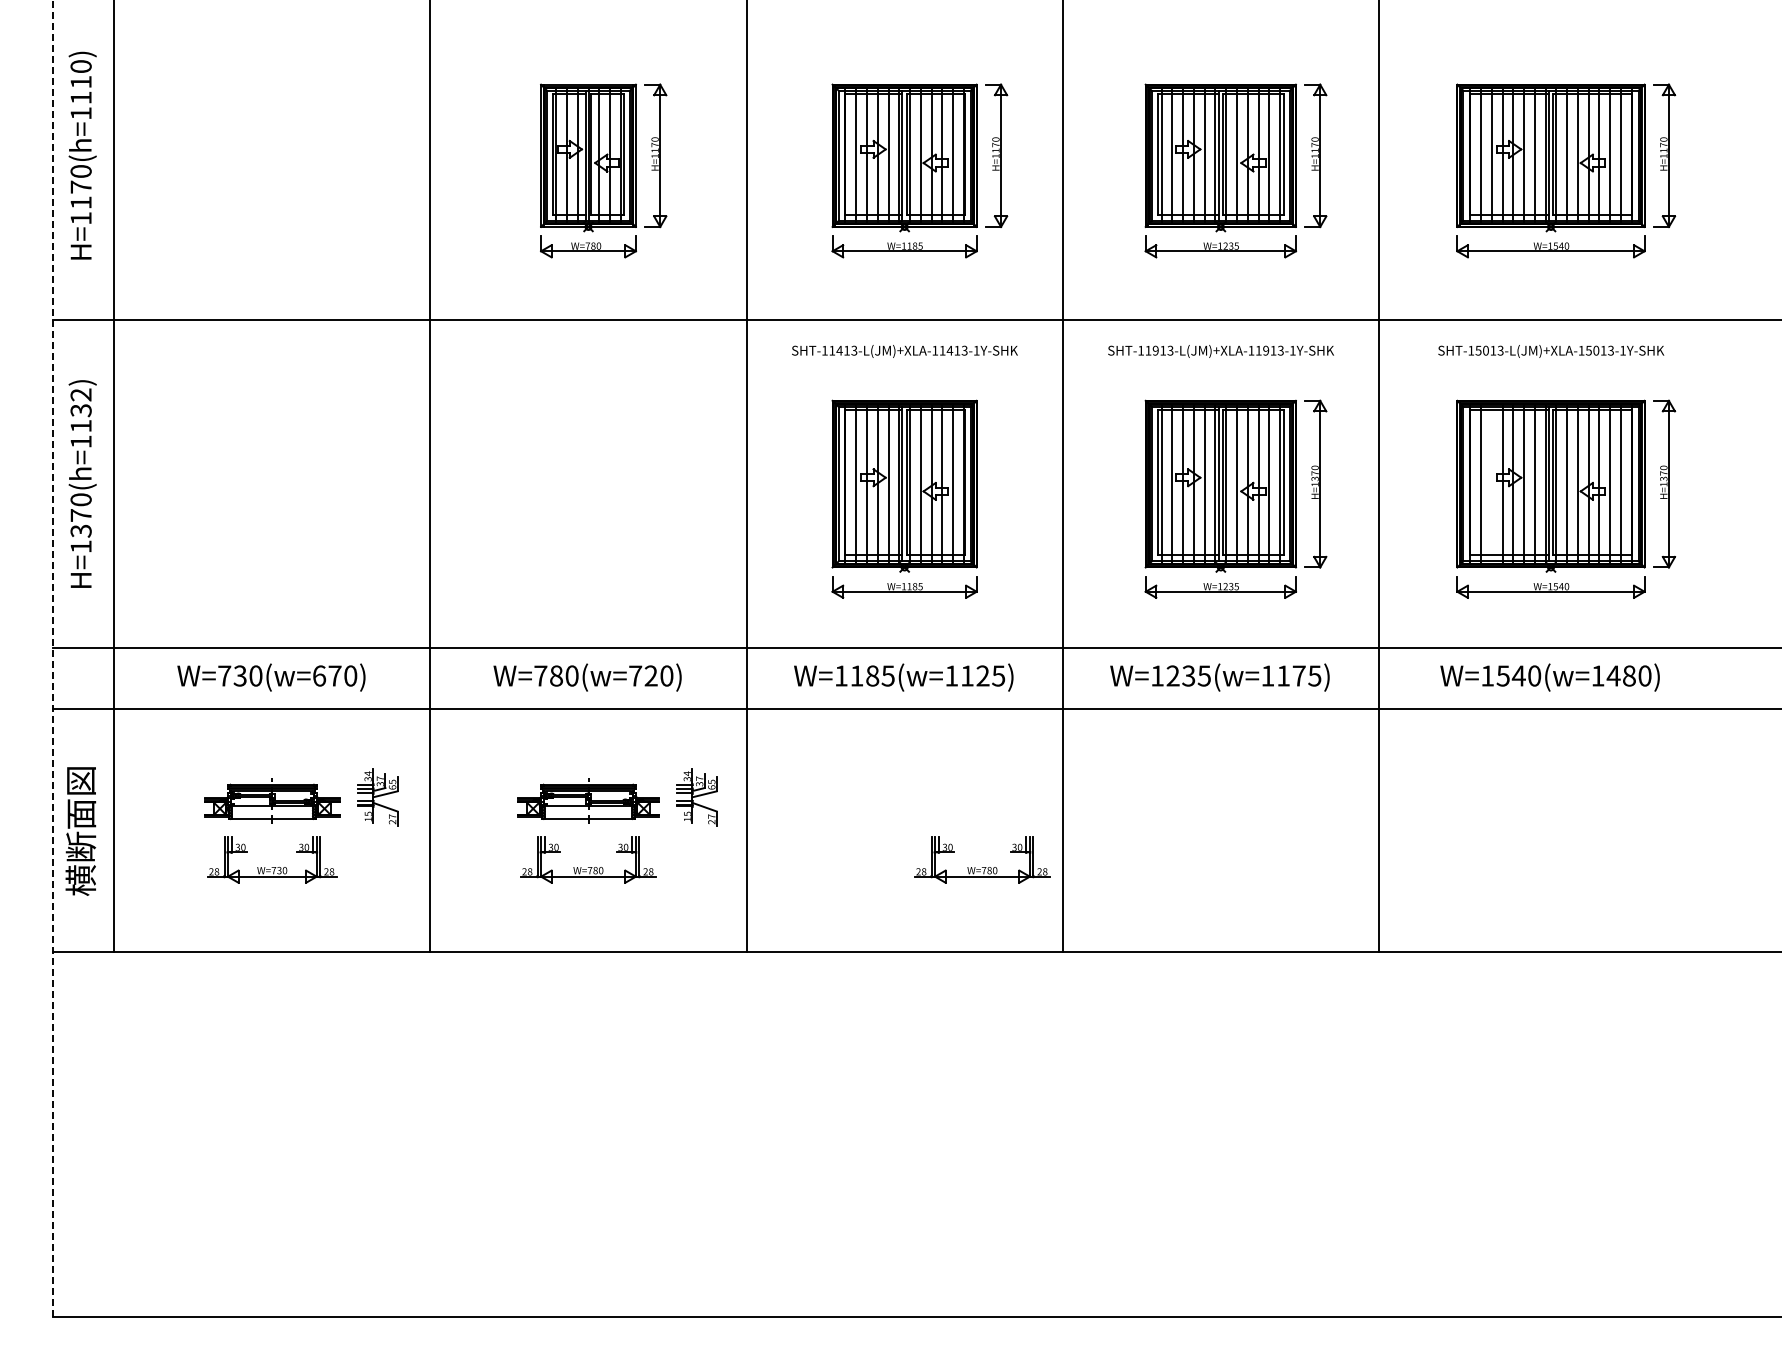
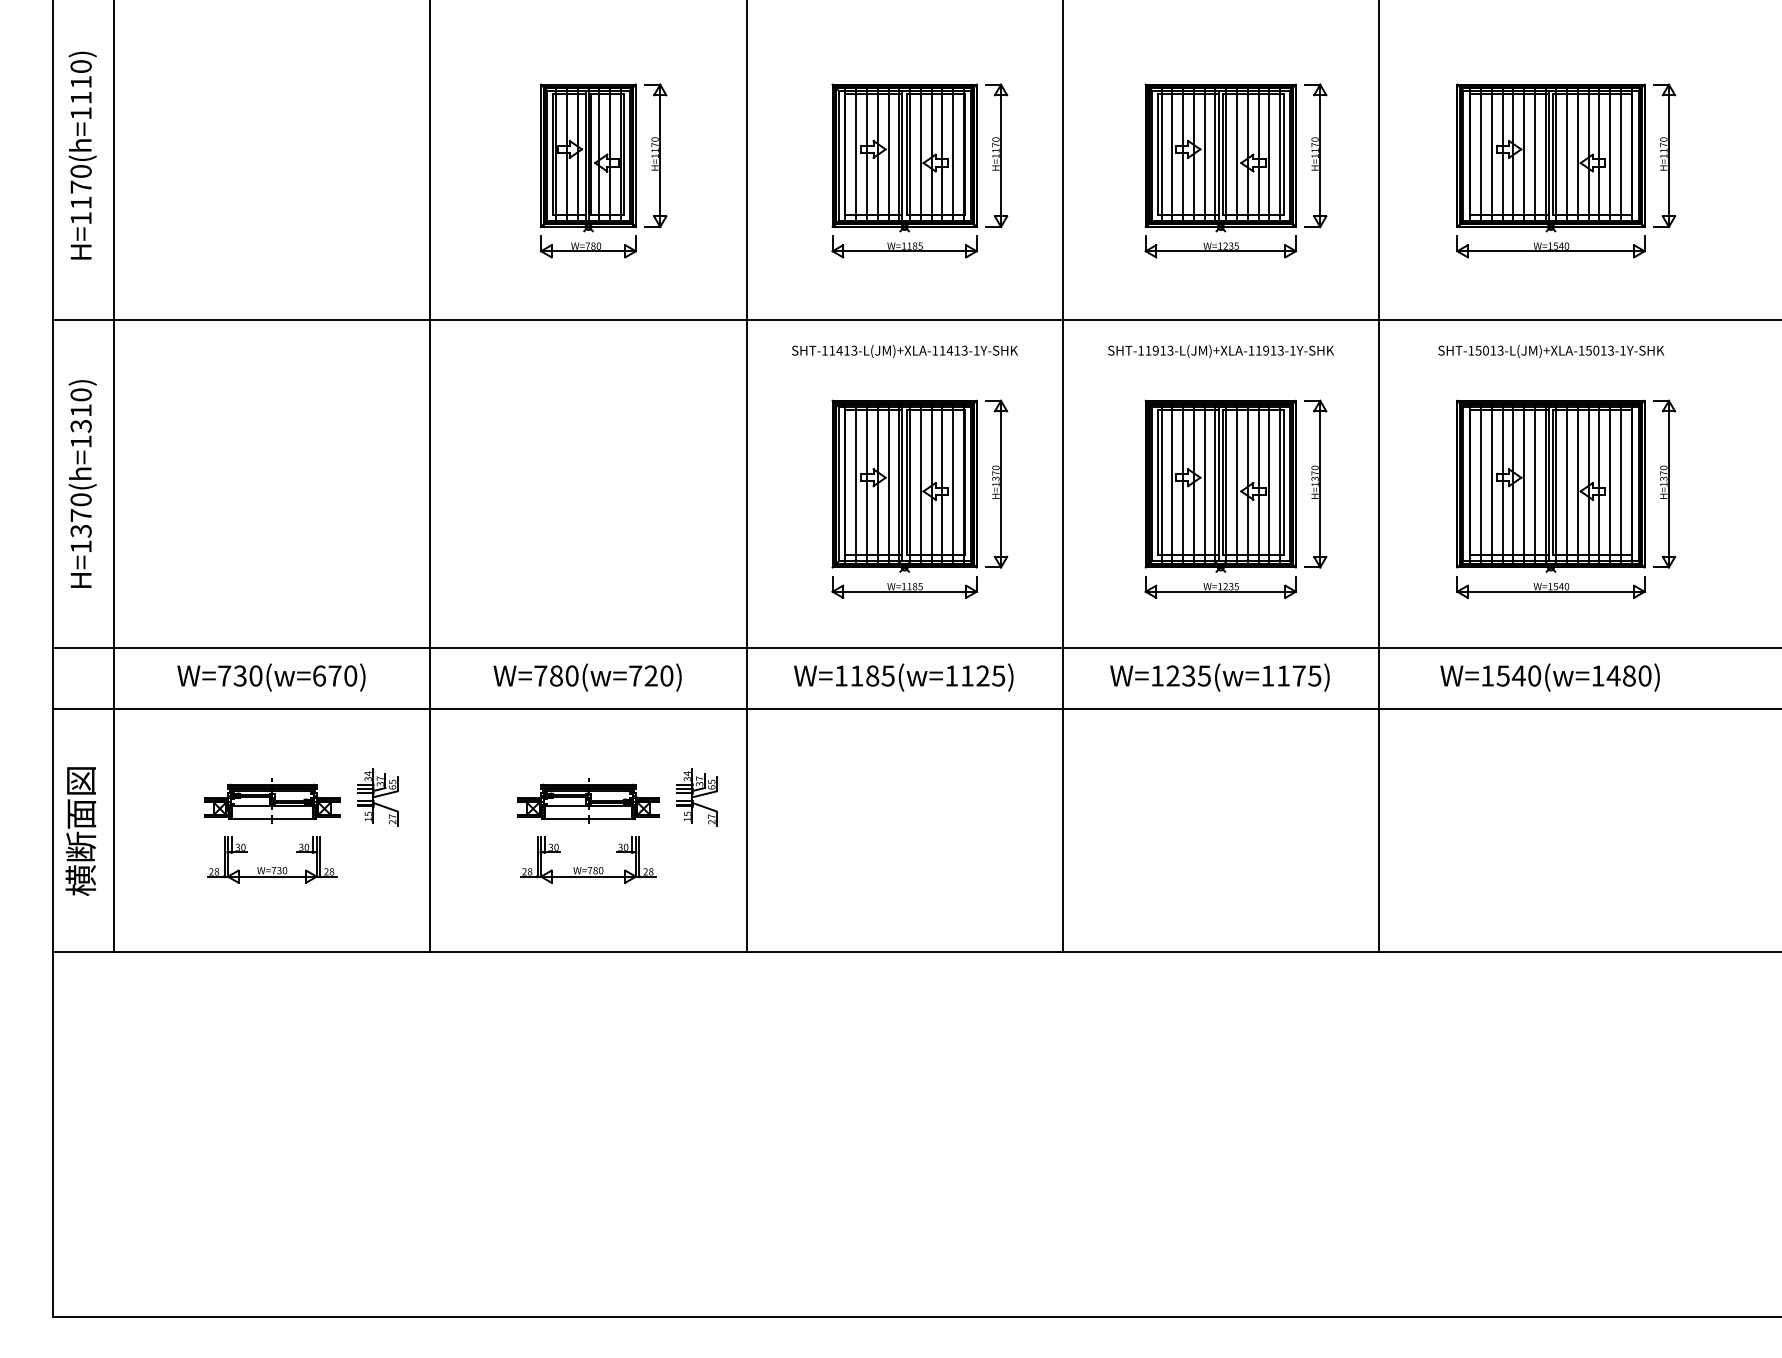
text: H=1370(h=1132) -> H=1370(h=1310) (80, 410)
part: none -> present (996, 483)
line: none -> present (1491, 484)
line: dashed -> solid (53, 658)
part: present -> none (982, 867)
